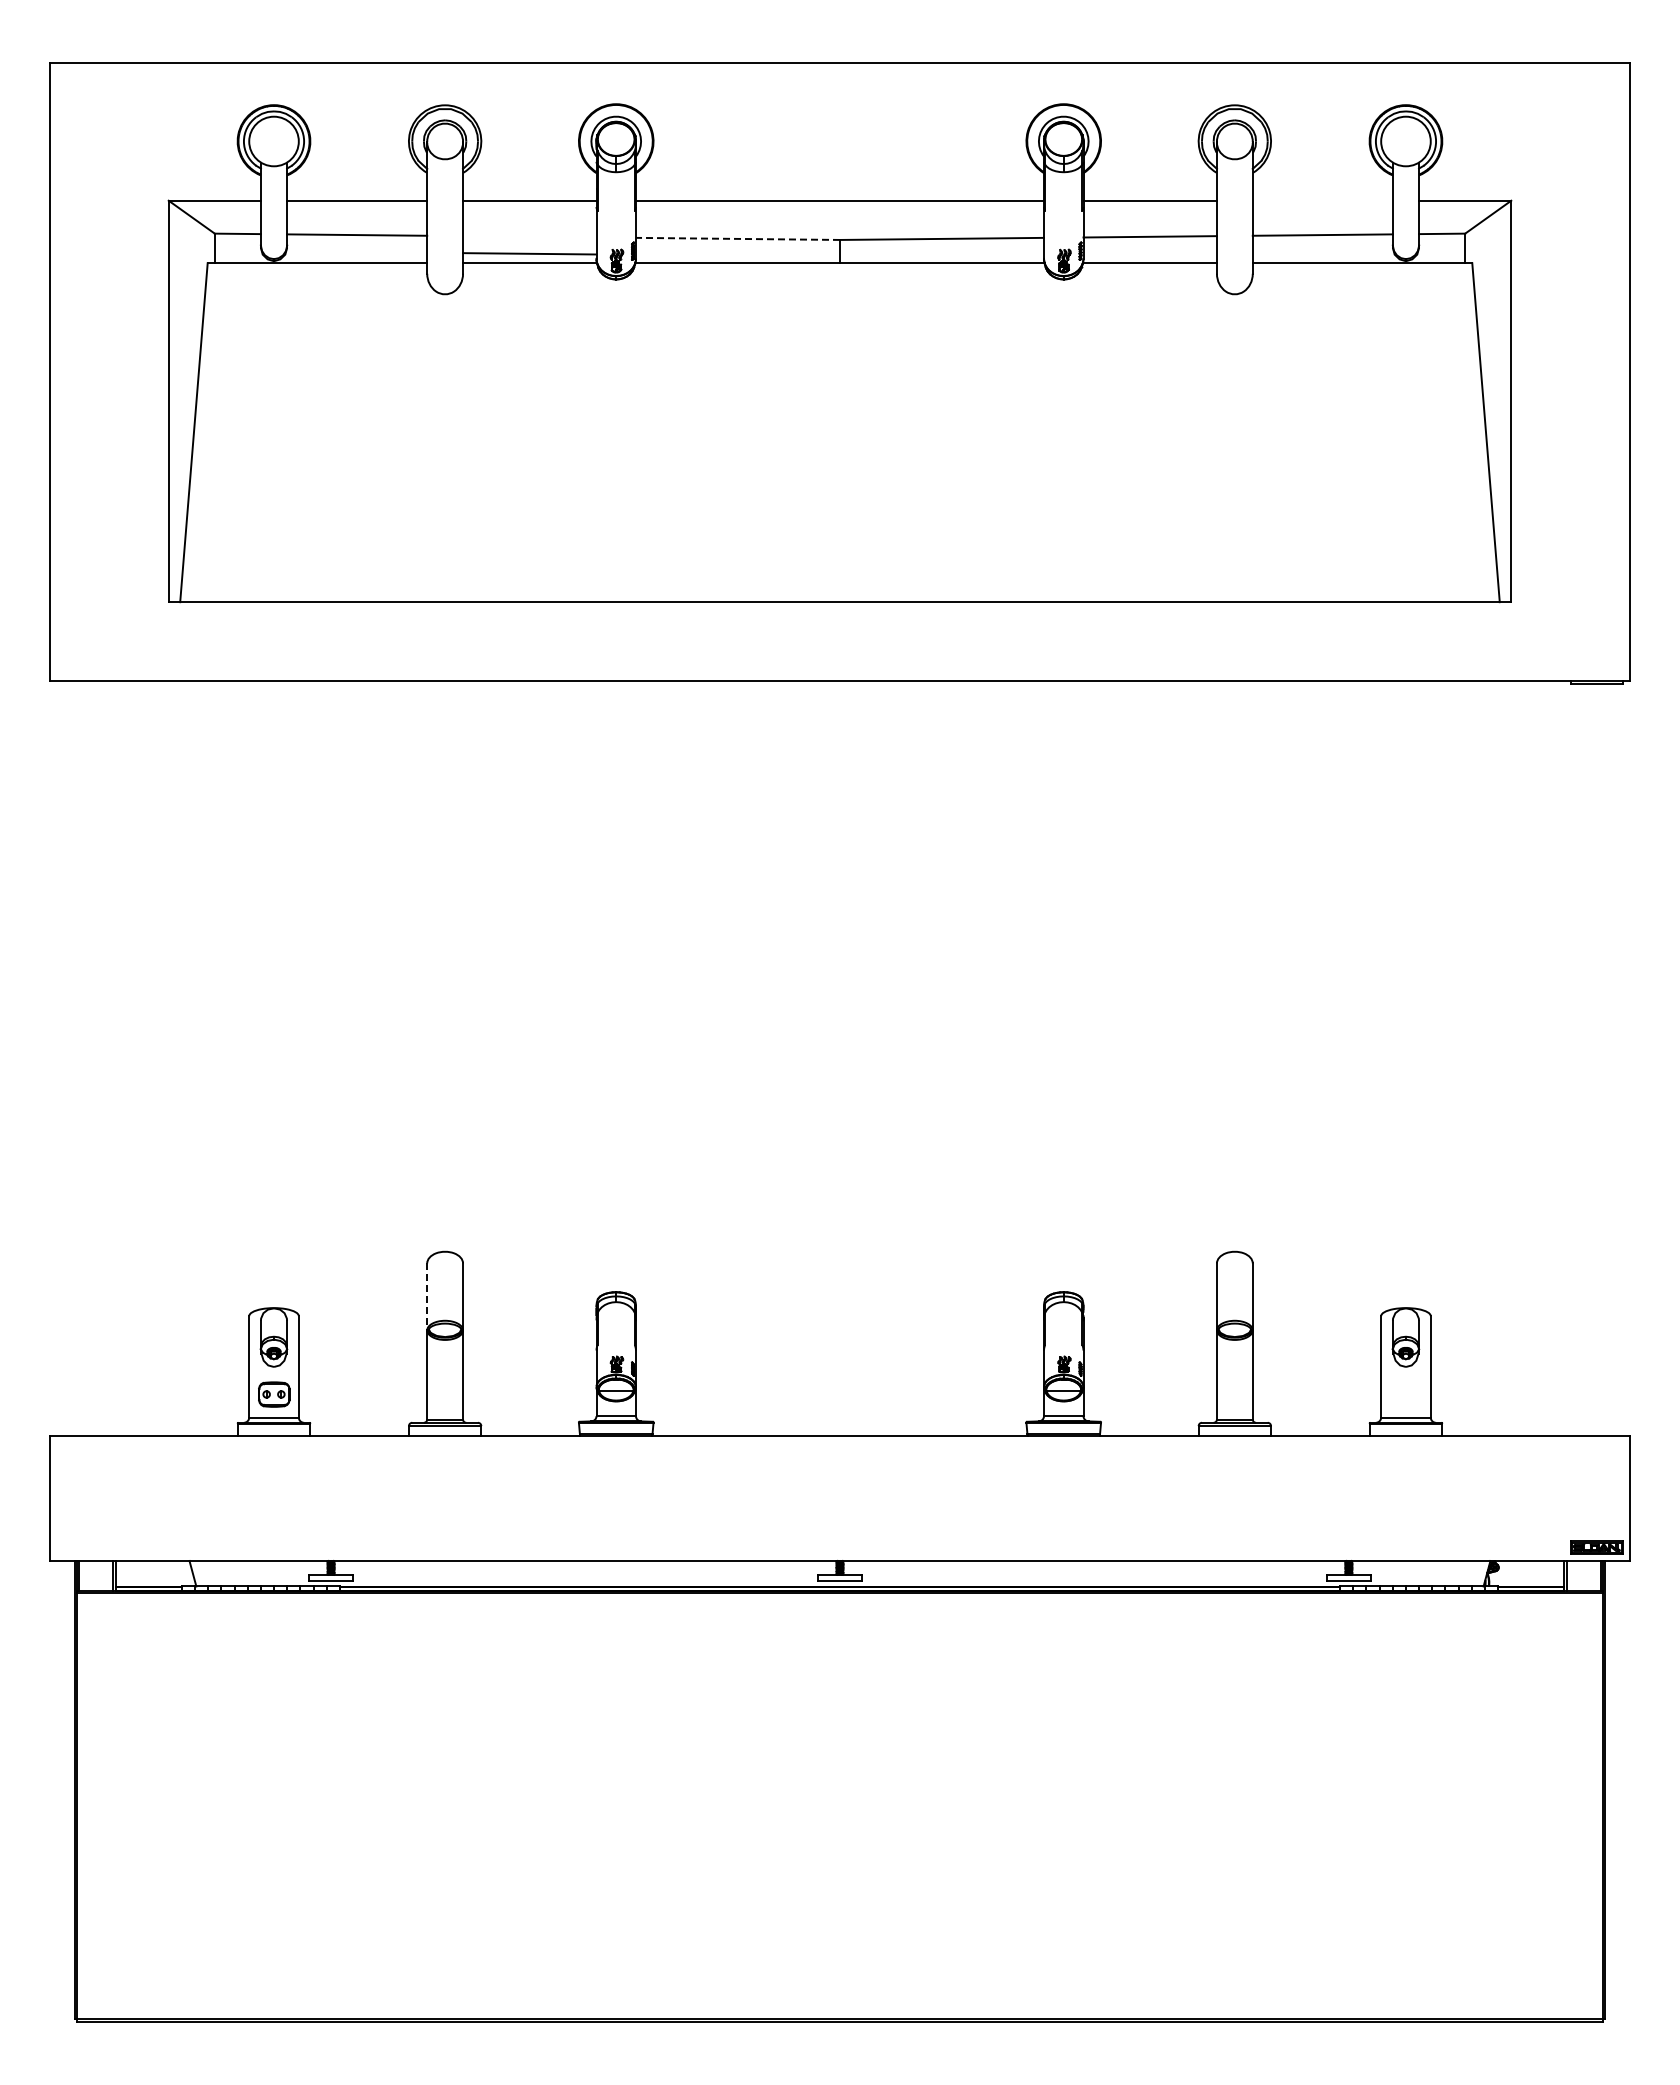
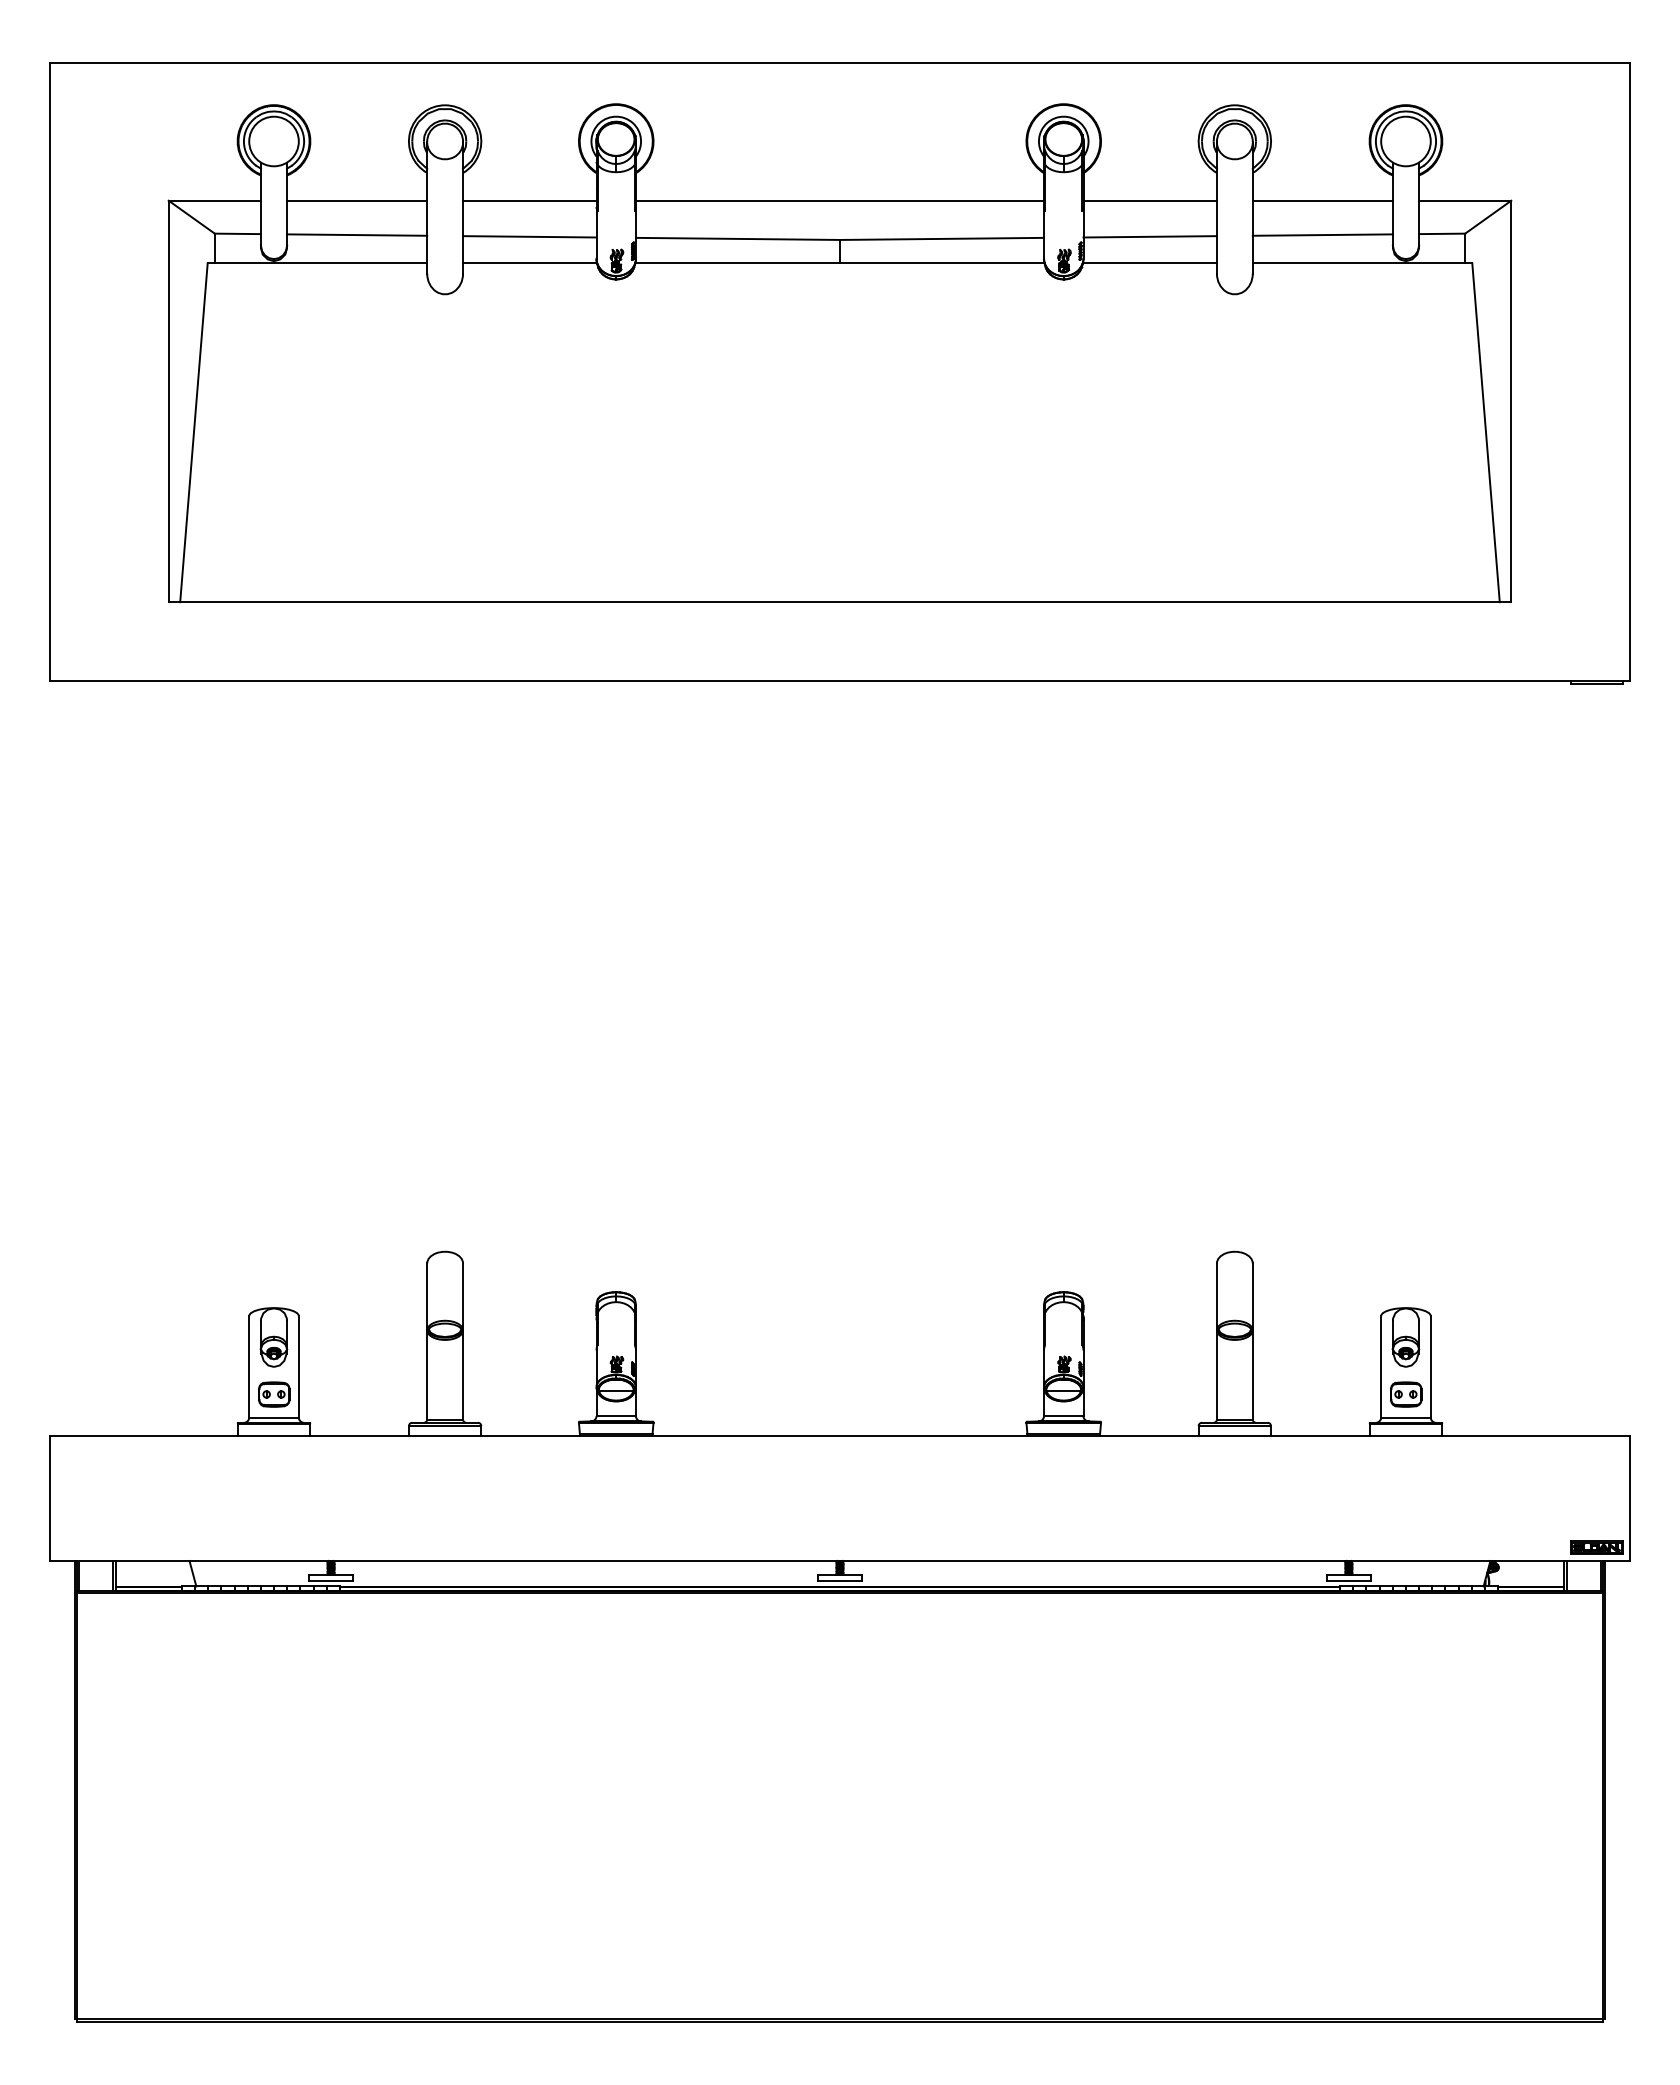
line: none -> present (1322, 200)
line: dashed -> solid (737, 238)
line position: (529, 253) -> (529, 236) (529, 236)
line: dashed -> solid (427, 1297)
part: none -> present (1406, 1394)
